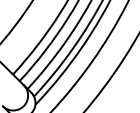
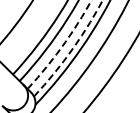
arc: solid -> dashed (62, 46)
arc: solid -> dashed (72, 49)
